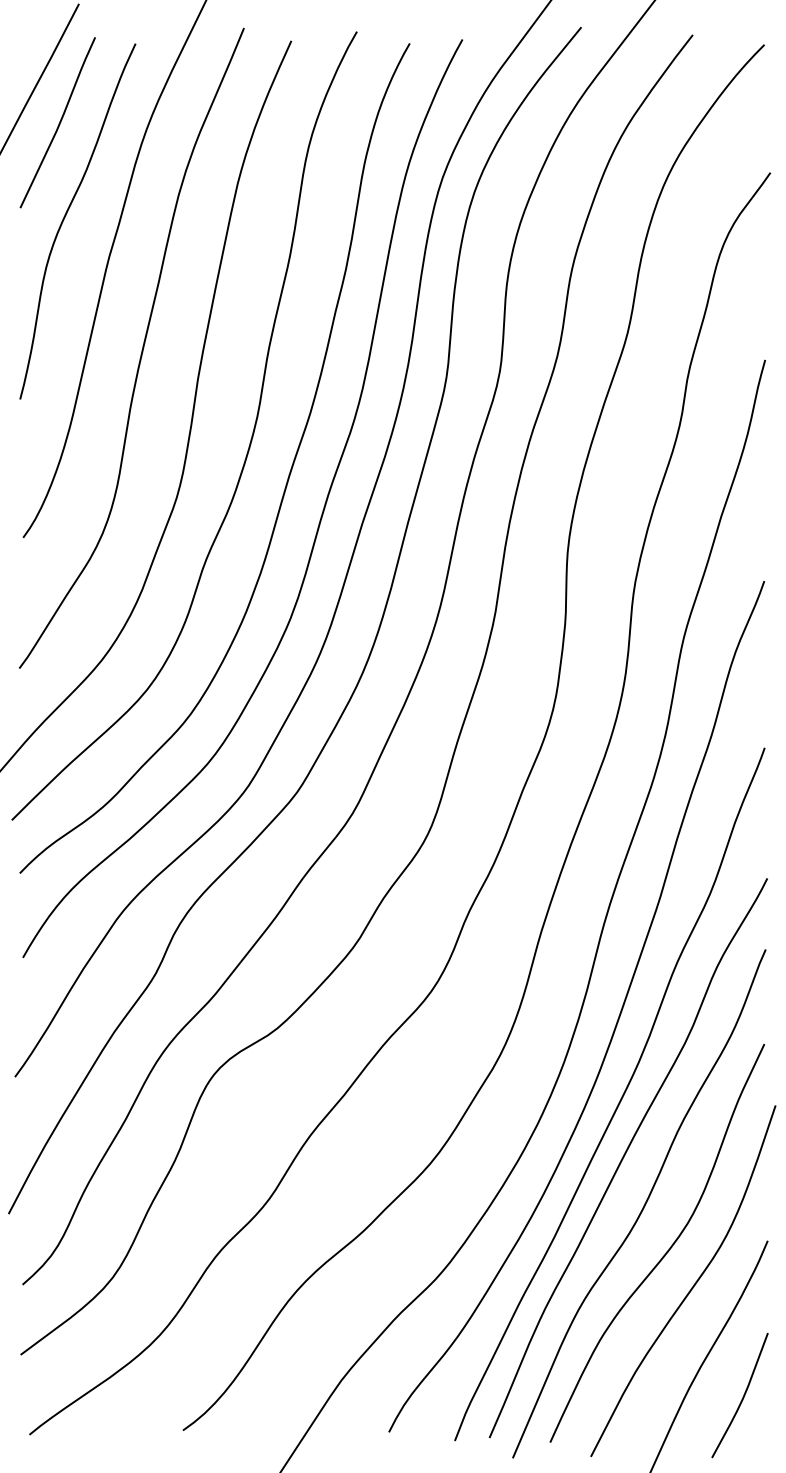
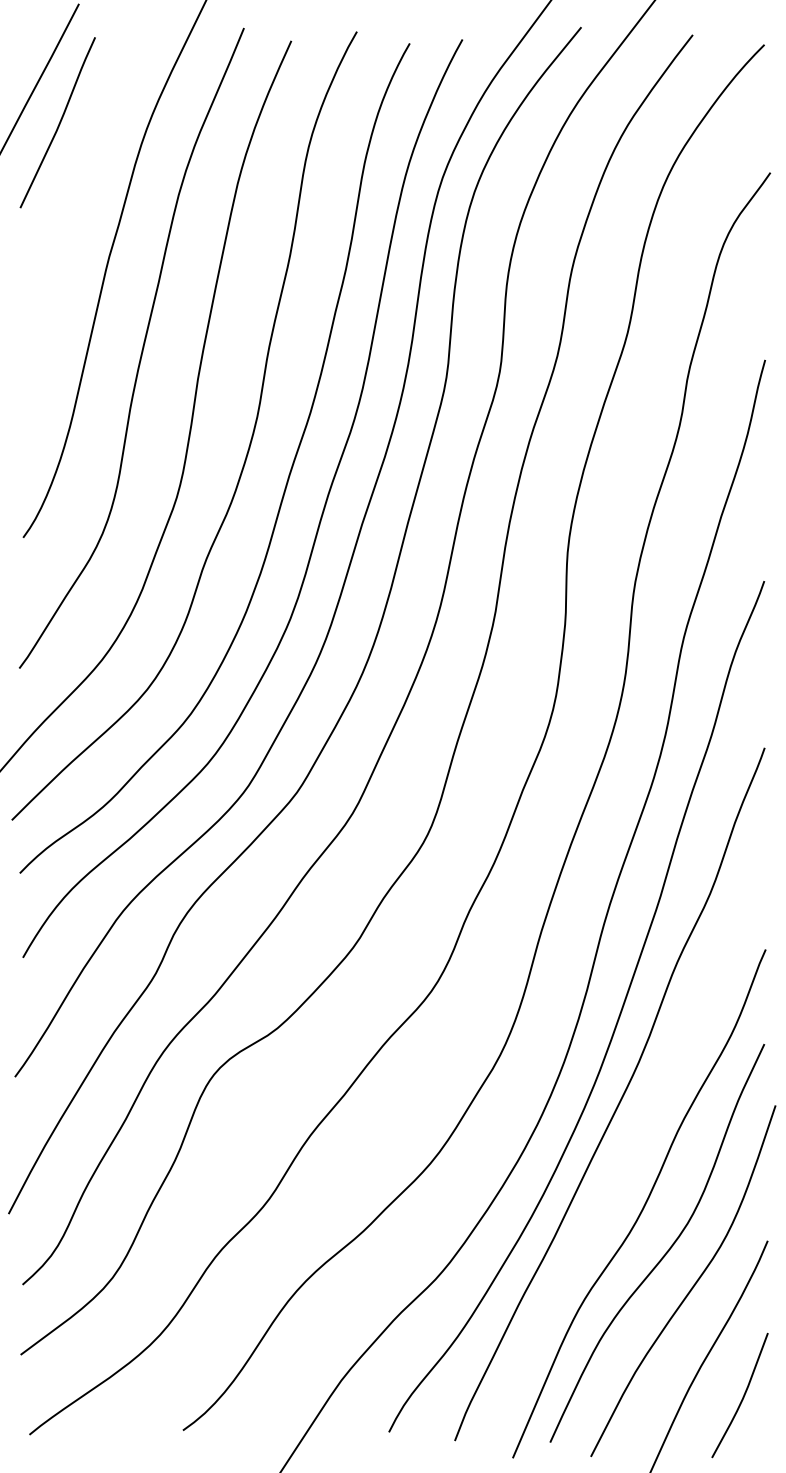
curve: present -> none (66, 215)
curve: present -> none (624, 1157)
